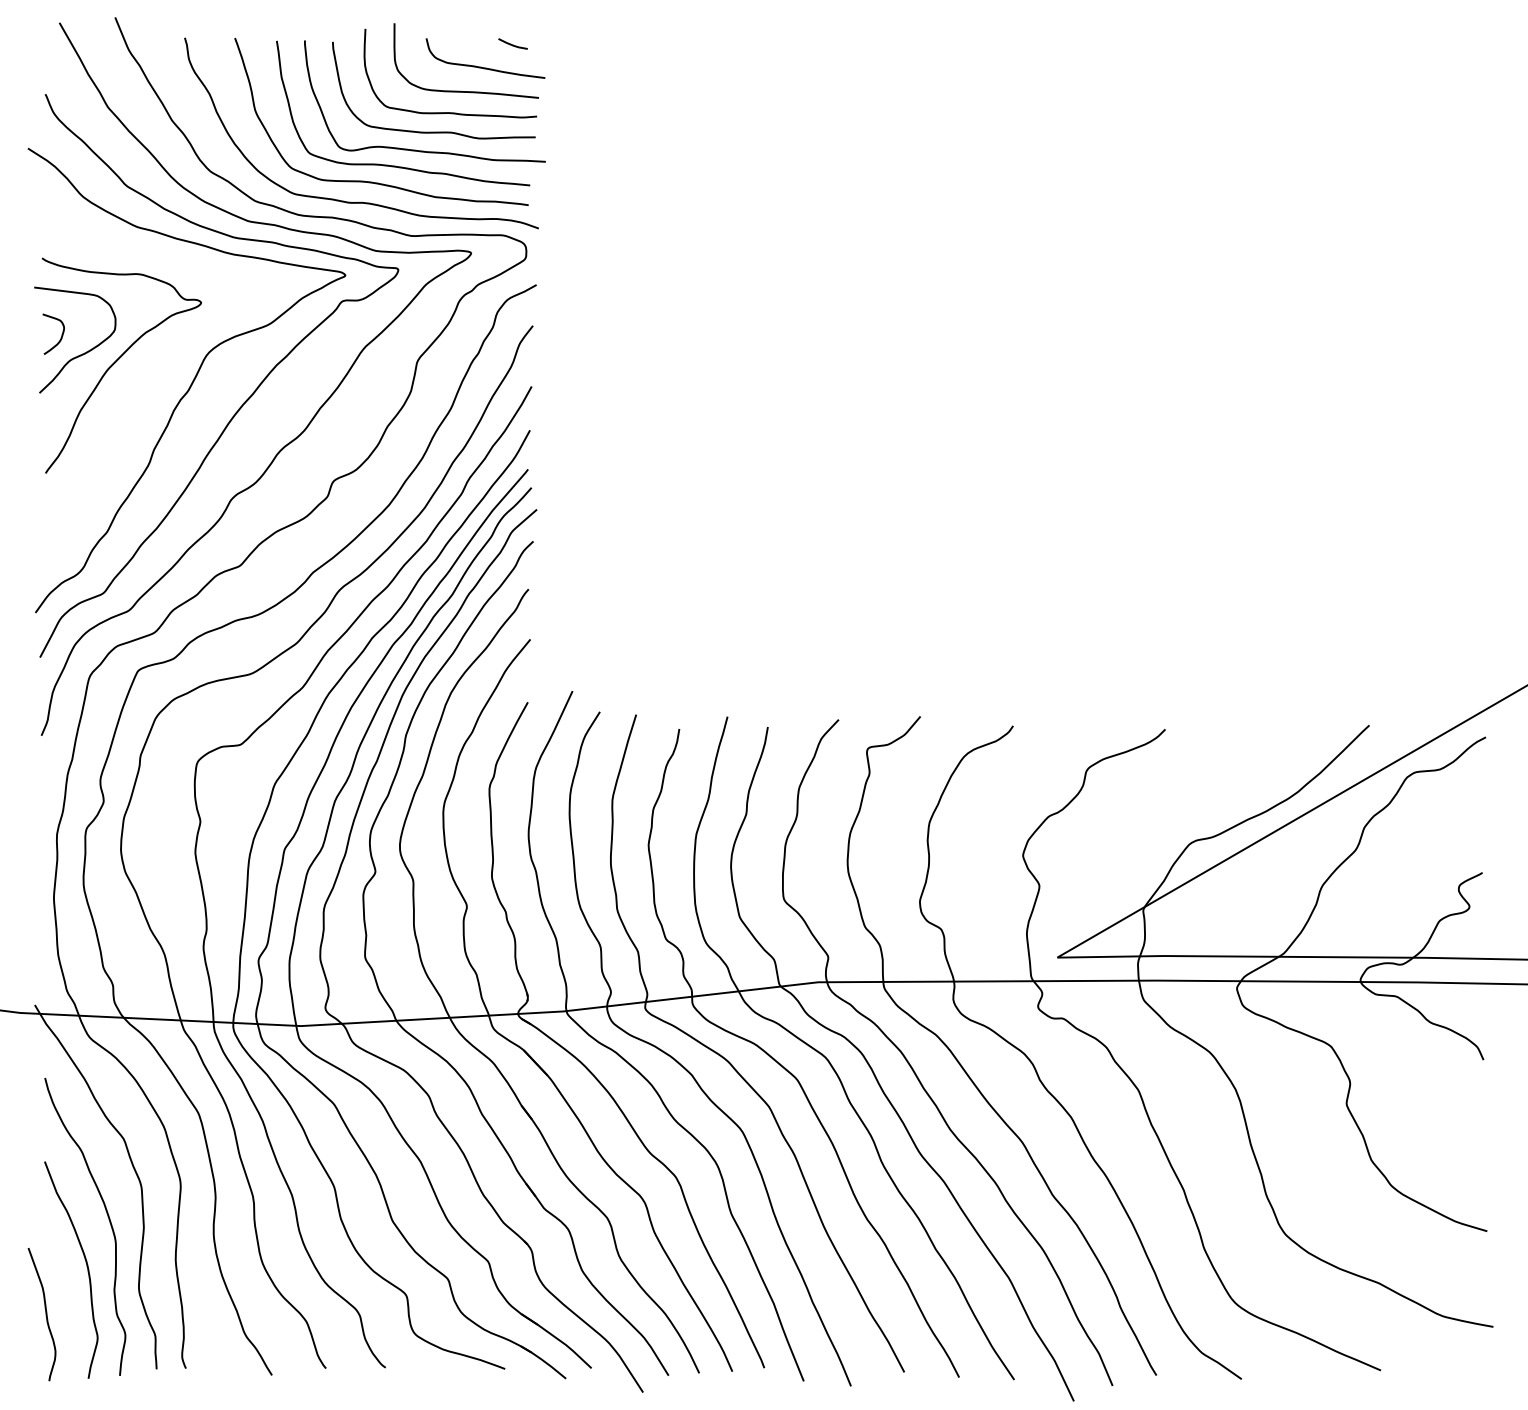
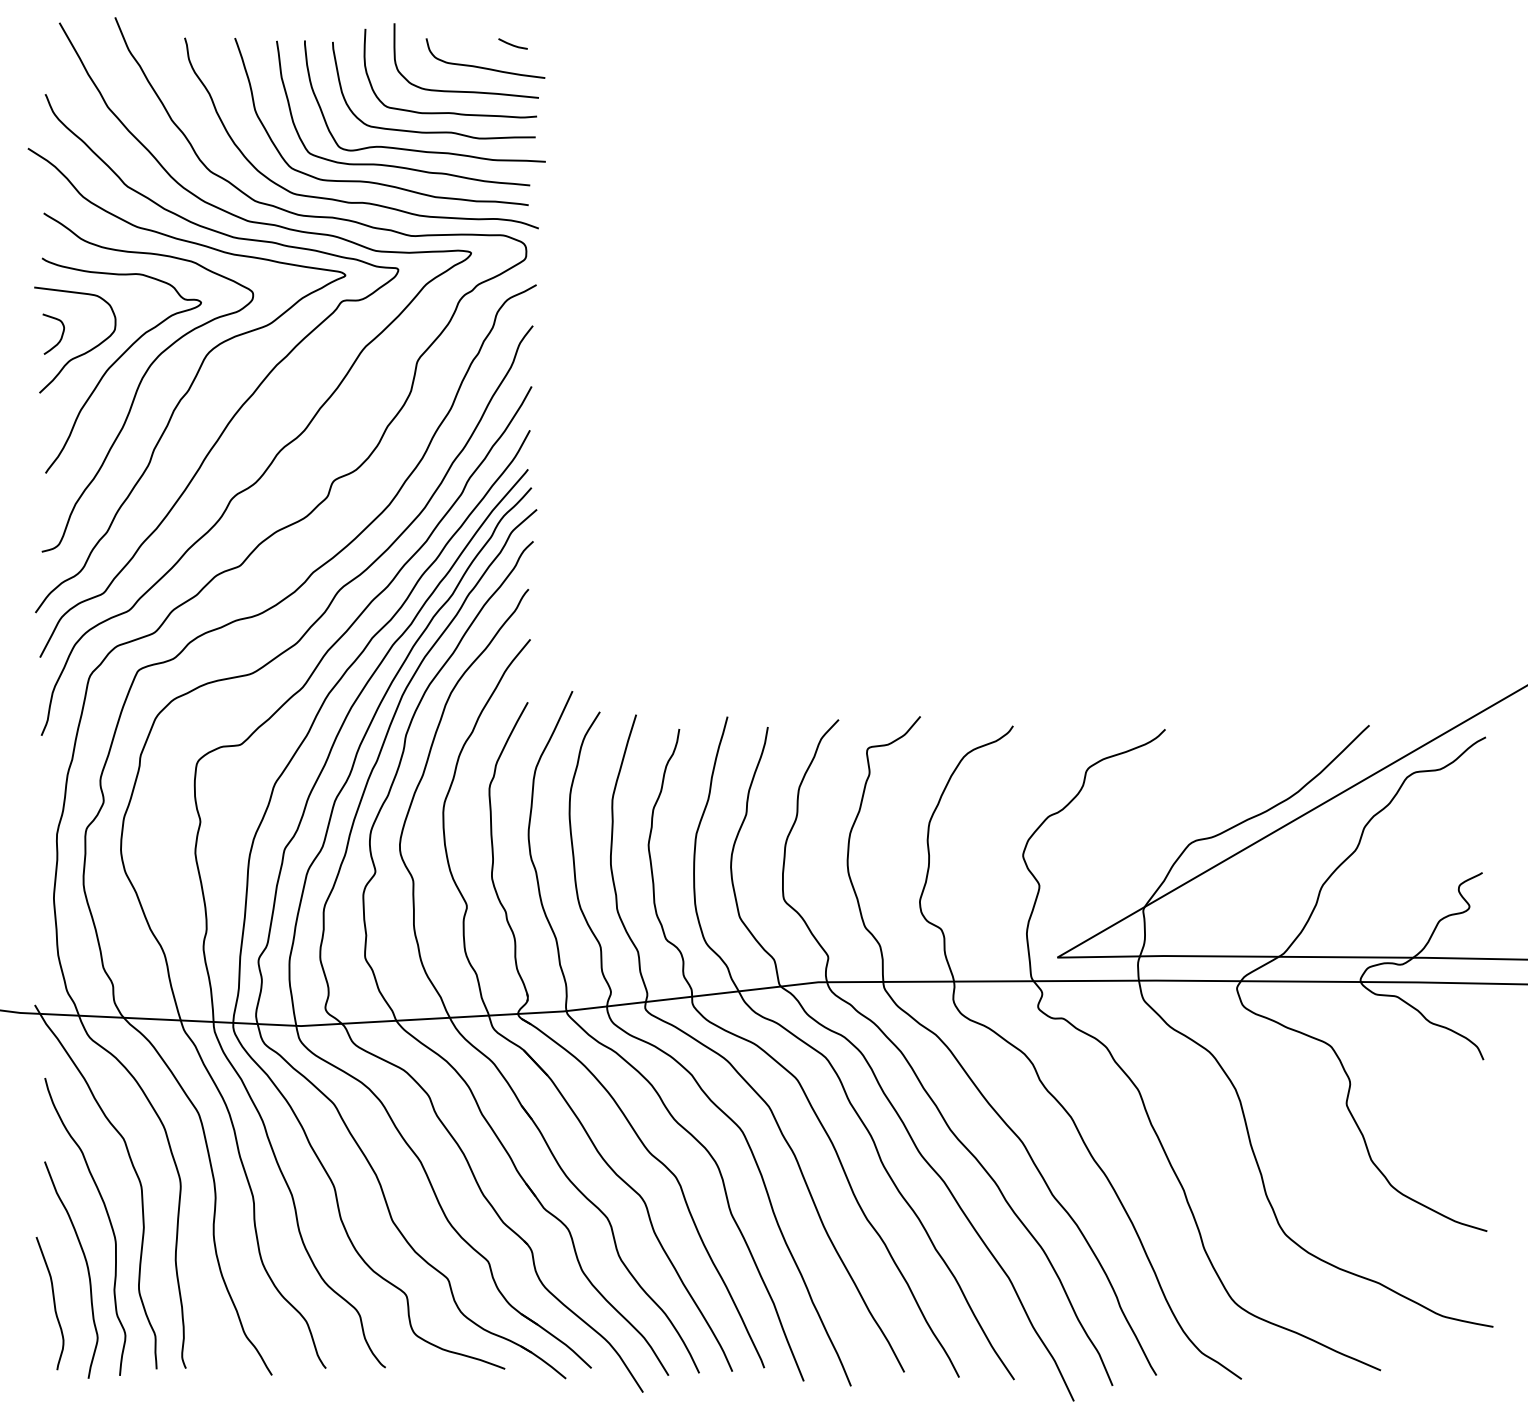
curve: none -> present (142, 380)
curve position: (45, 1314) -> (53, 1303) (53, 1303)
